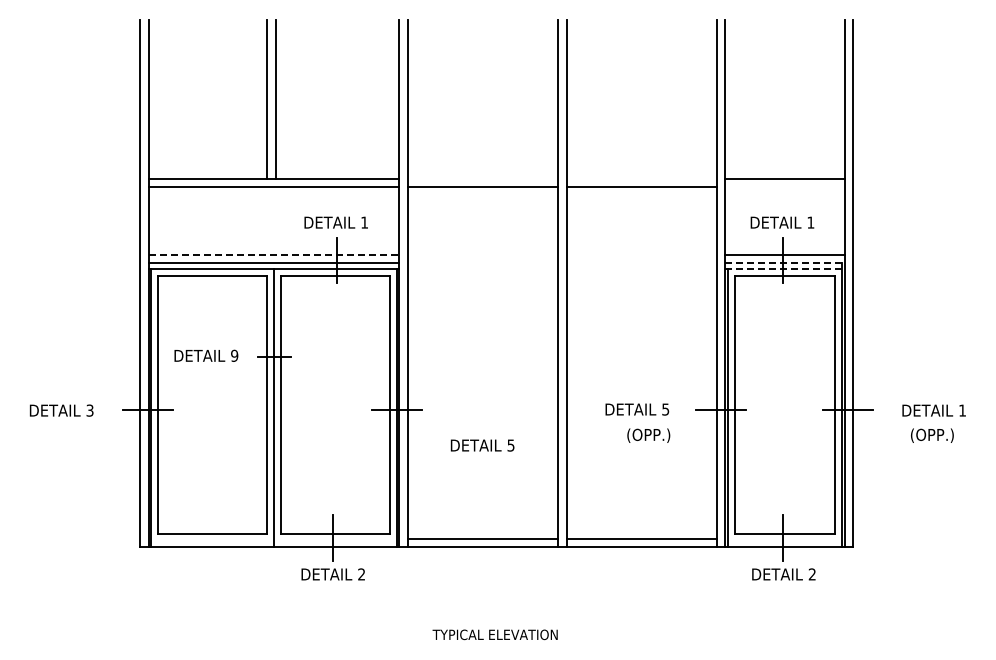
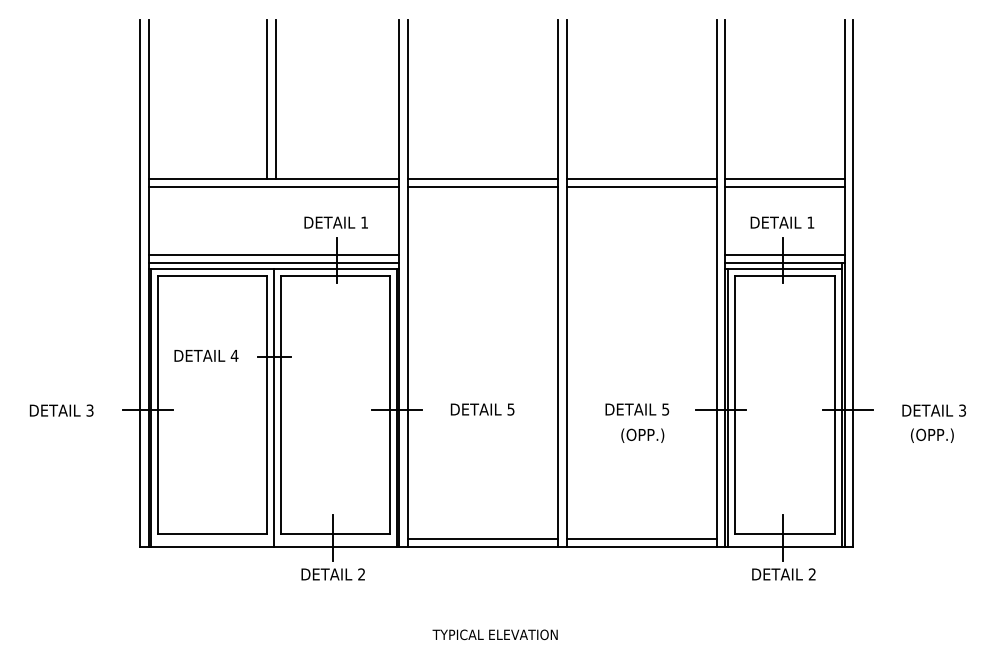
line: none -> present (482, 178)
line: none -> present (641, 178)
line: none -> present (784, 187)
line: dashed -> solid (274, 254)
line: dashed -> solid (785, 263)
line: dashed -> solid (784, 269)
text: 9 -> 4 (234, 355)
text: 1 -> 3 (962, 410)
text position: (648, 435) -> (642, 435) (642, 435)
text position: (482, 445) -> (482, 409) (482, 409)
